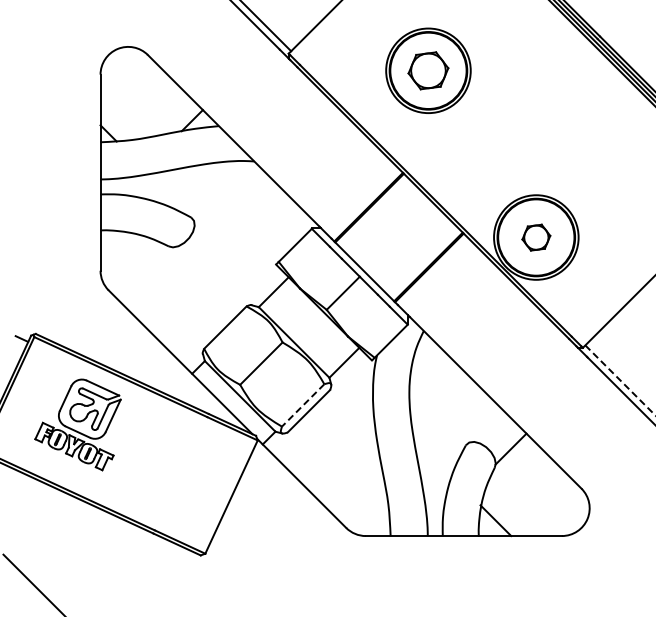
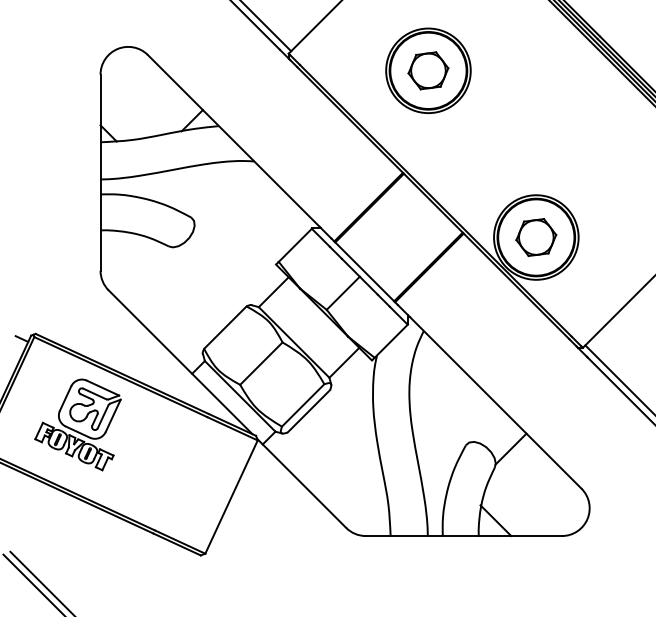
part size: 31x29 px -> 43x40 px (536, 237)
line: dashed -> solid (620, 380)
line: dashed -> solid (303, 405)
line: none -> present (41, 582)
